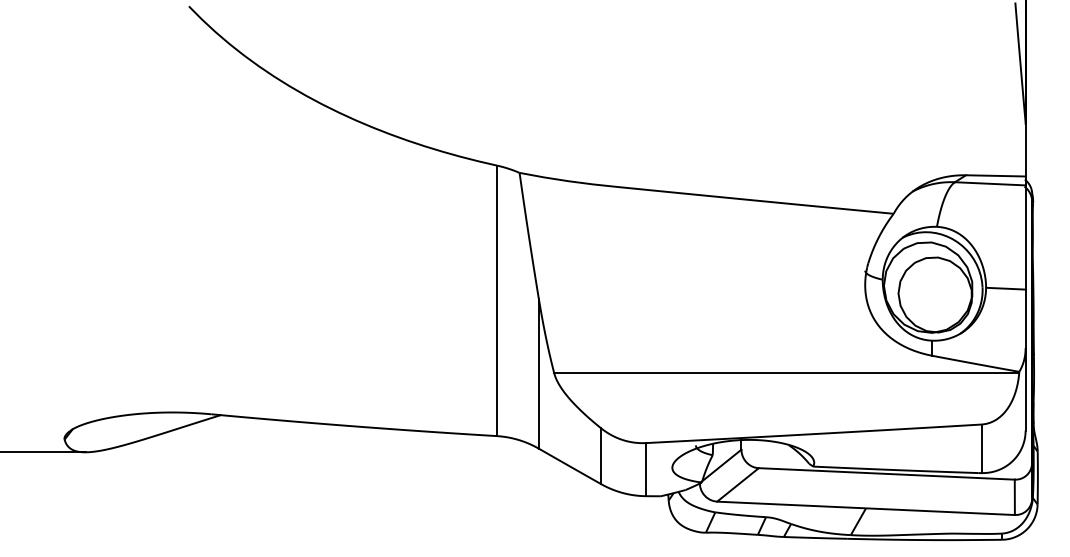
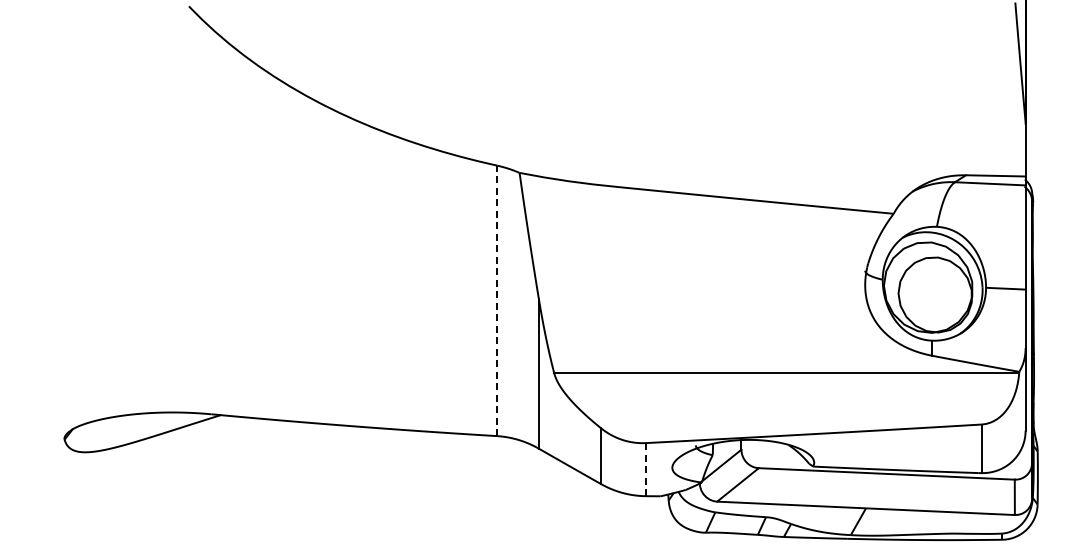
line: solid -> dashed (497, 300)
line: present -> none (43, 452)
line: solid -> dashed (646, 469)
